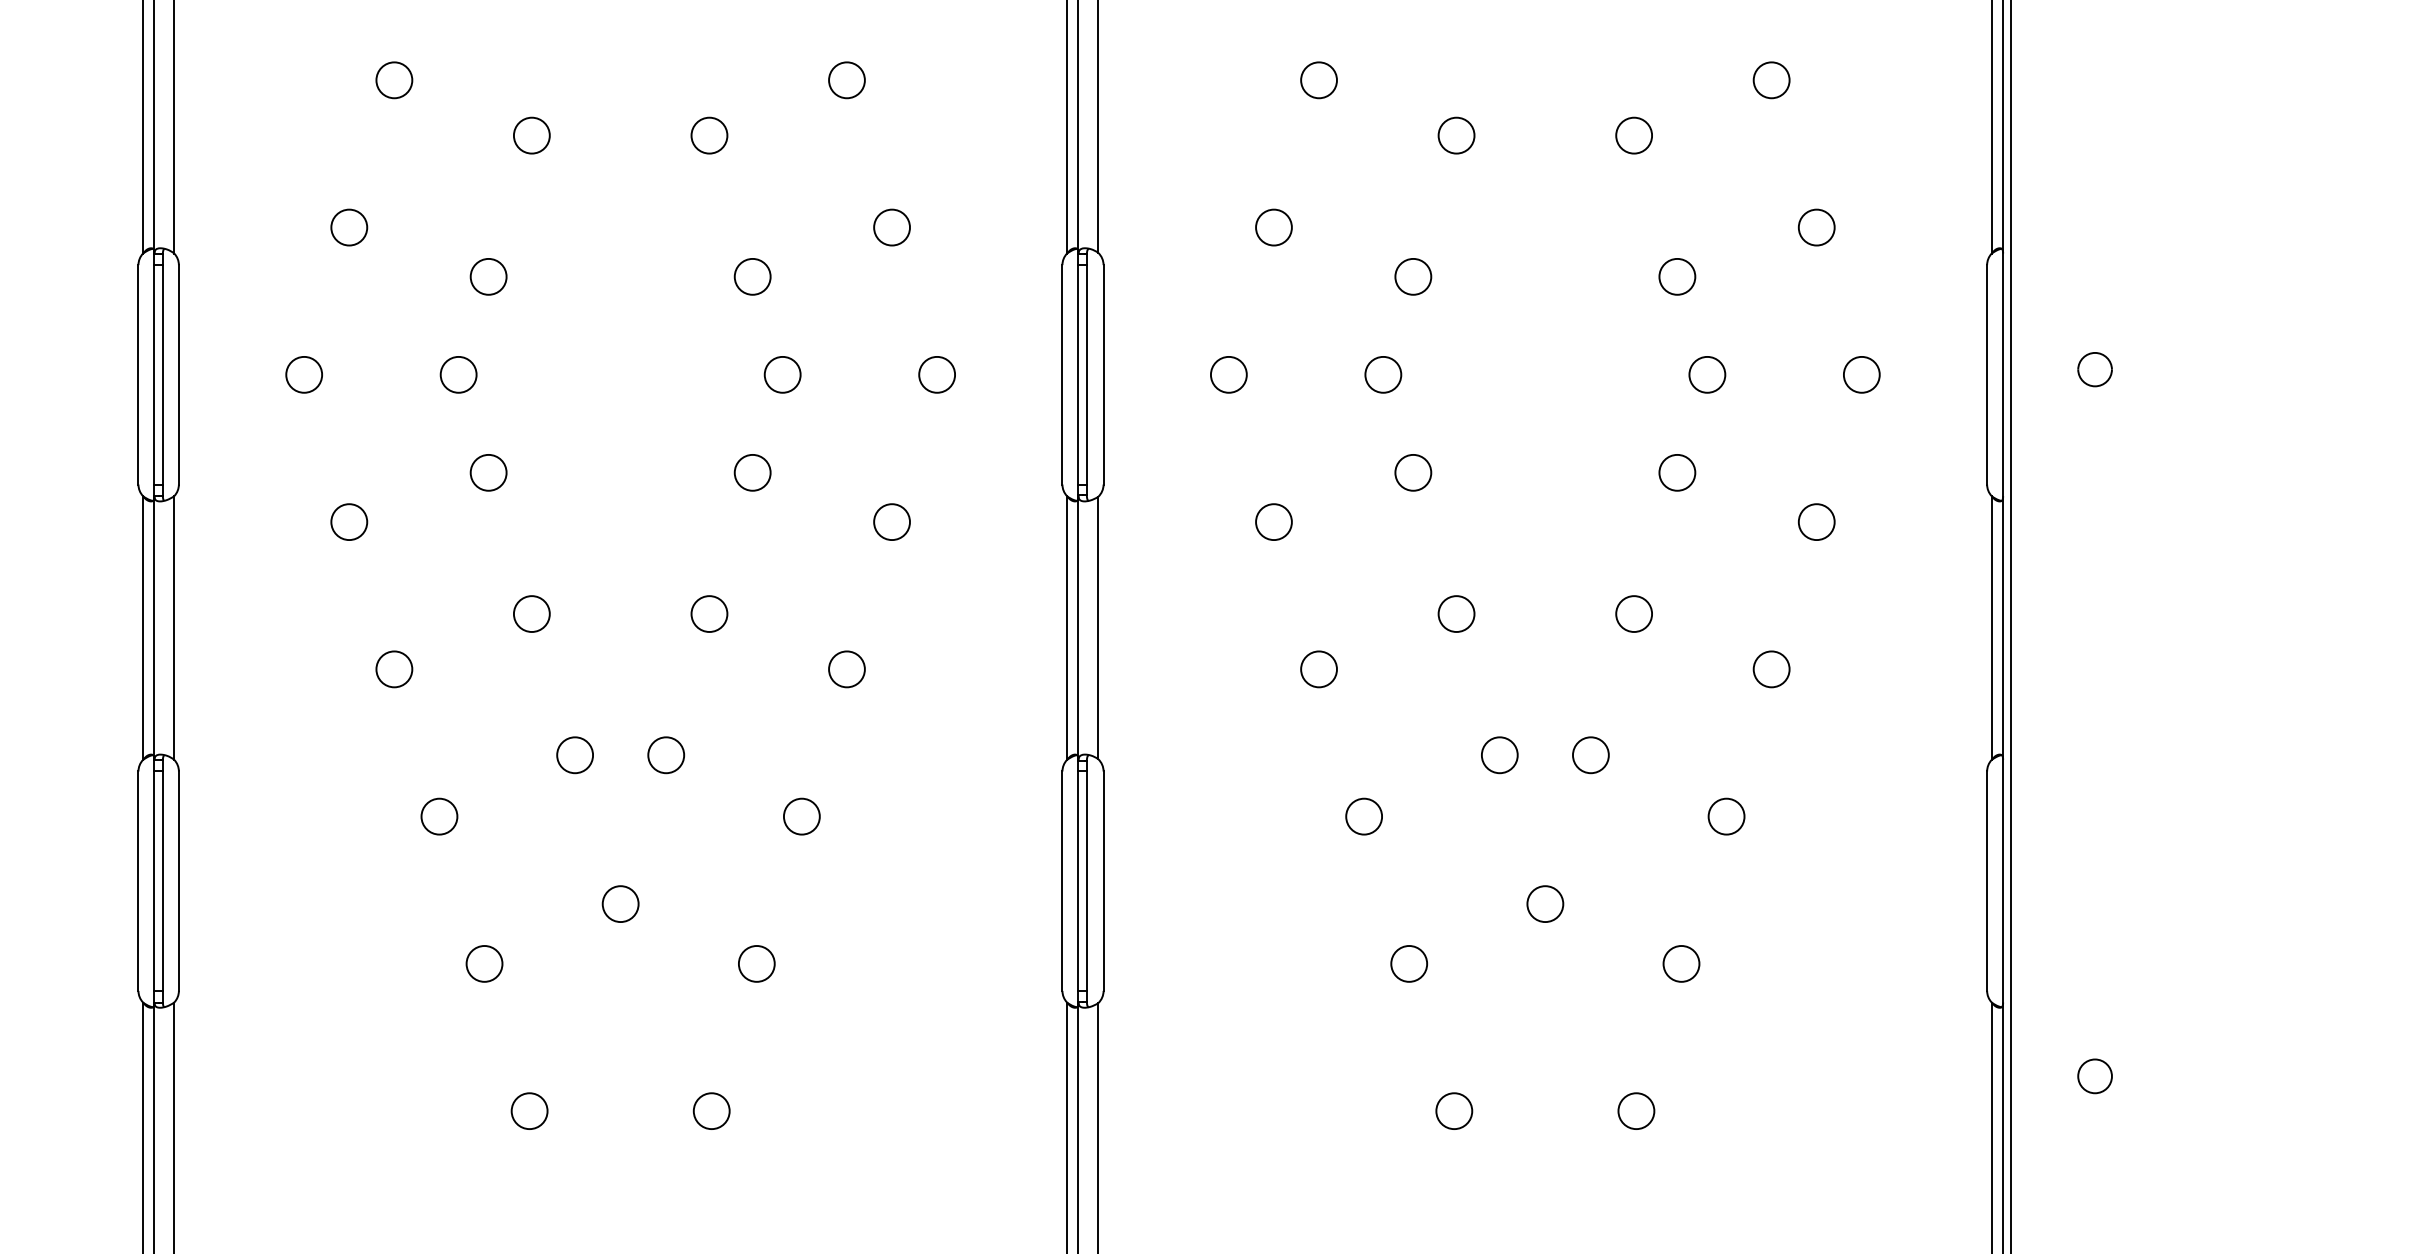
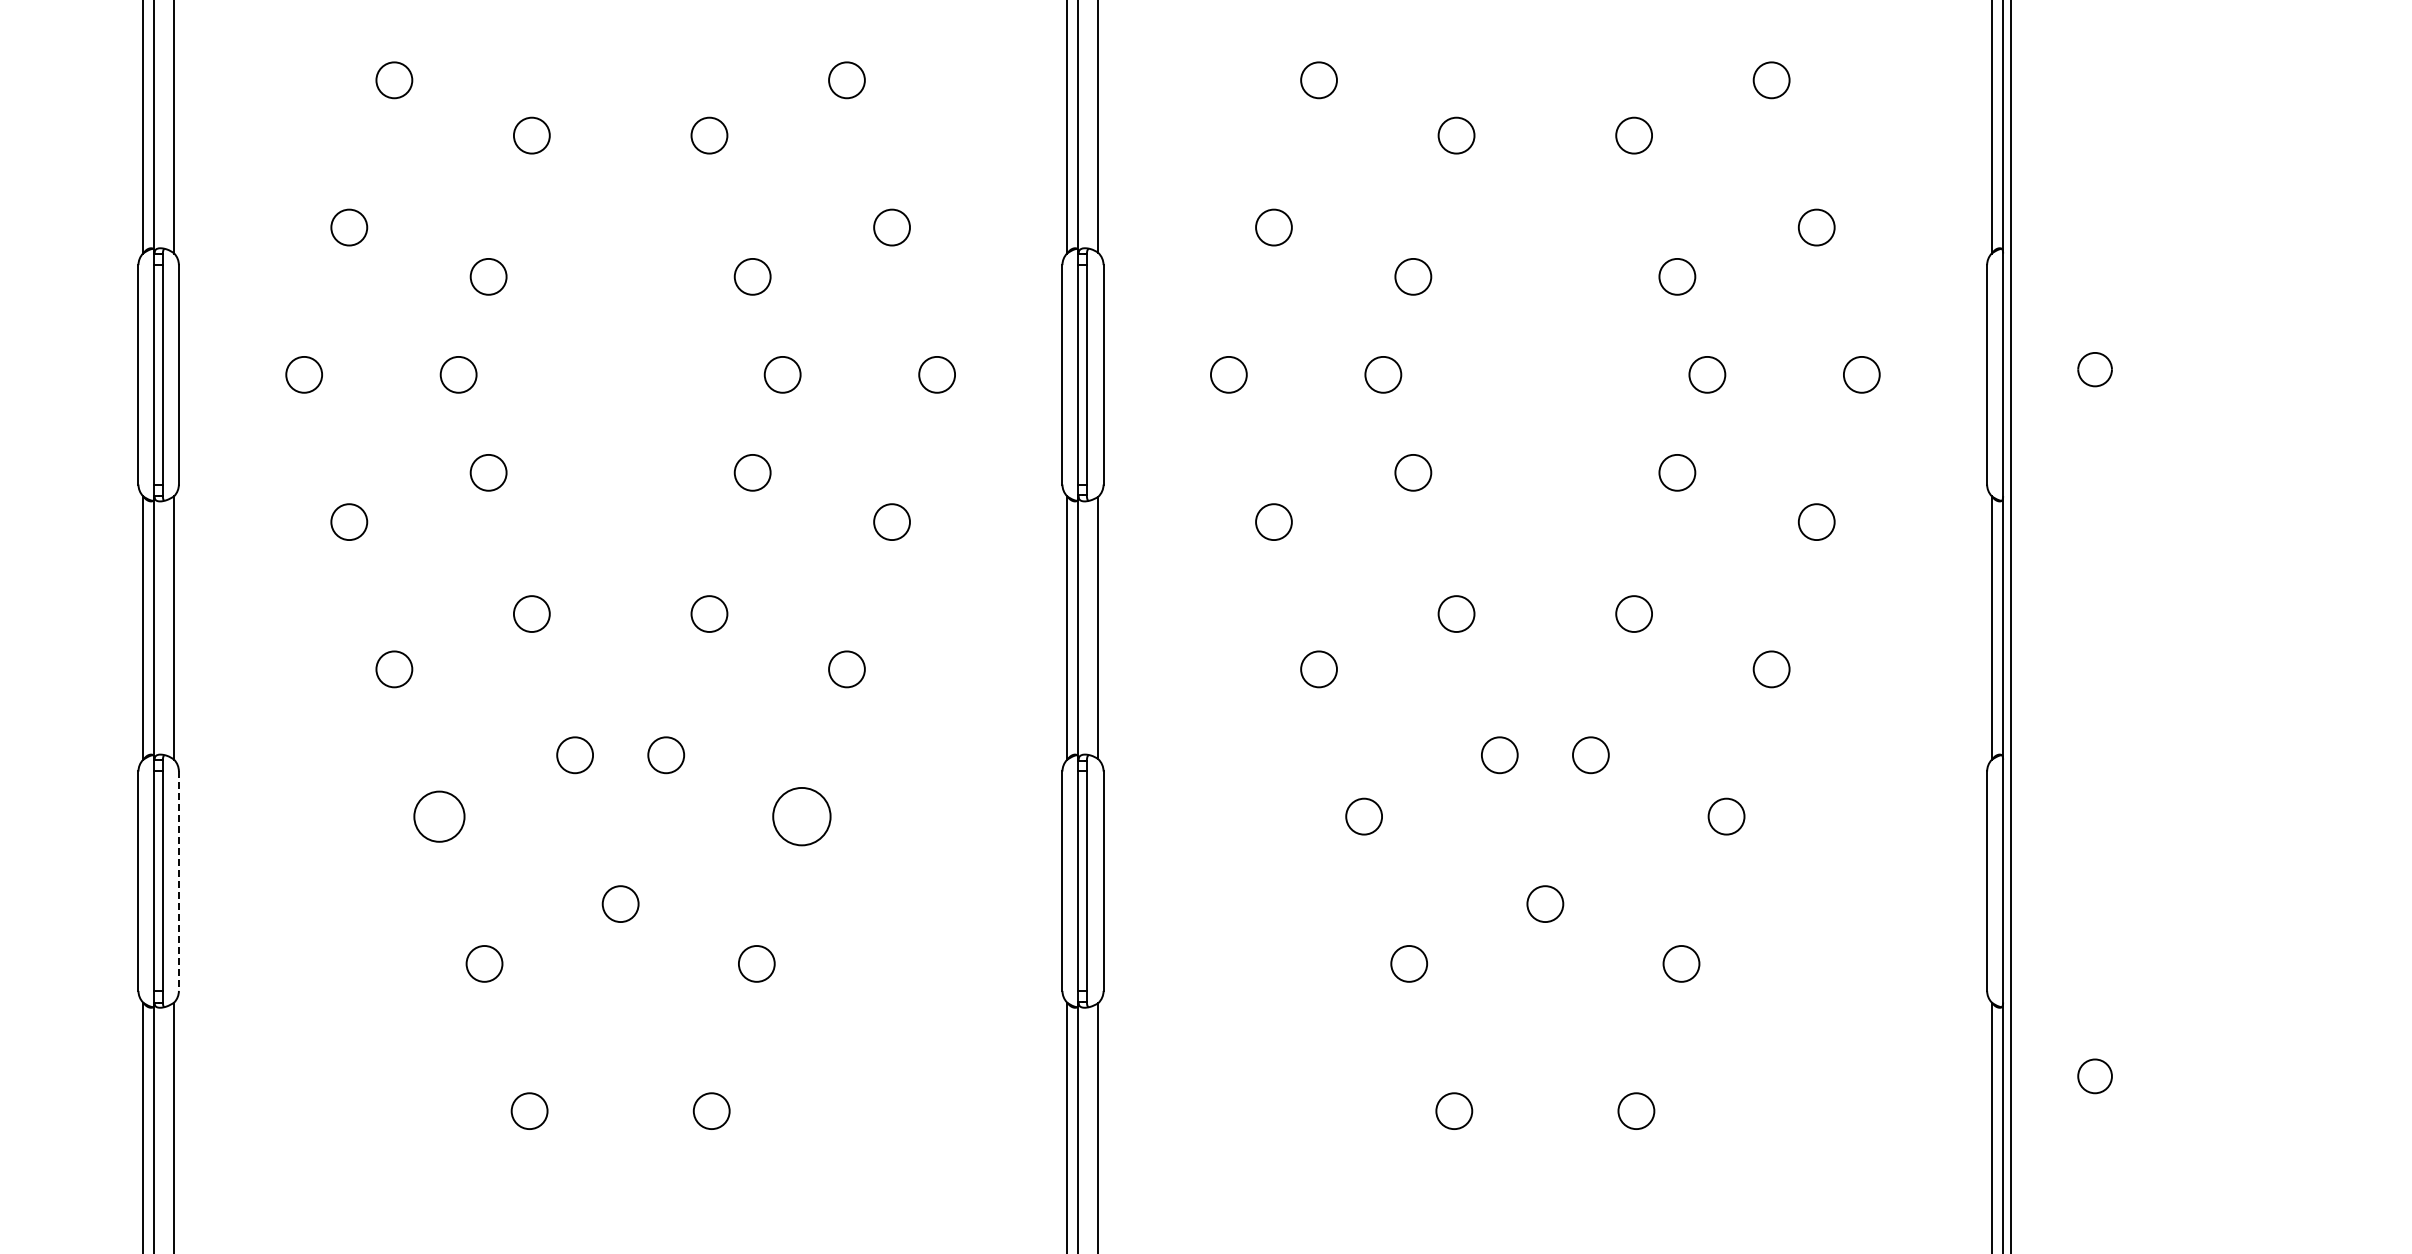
circle size: 39x39 px -> 53x53 px (439, 816)
circle diameter: 36 px -> 57 px (801, 816)
line: solid -> dashed (178, 881)
